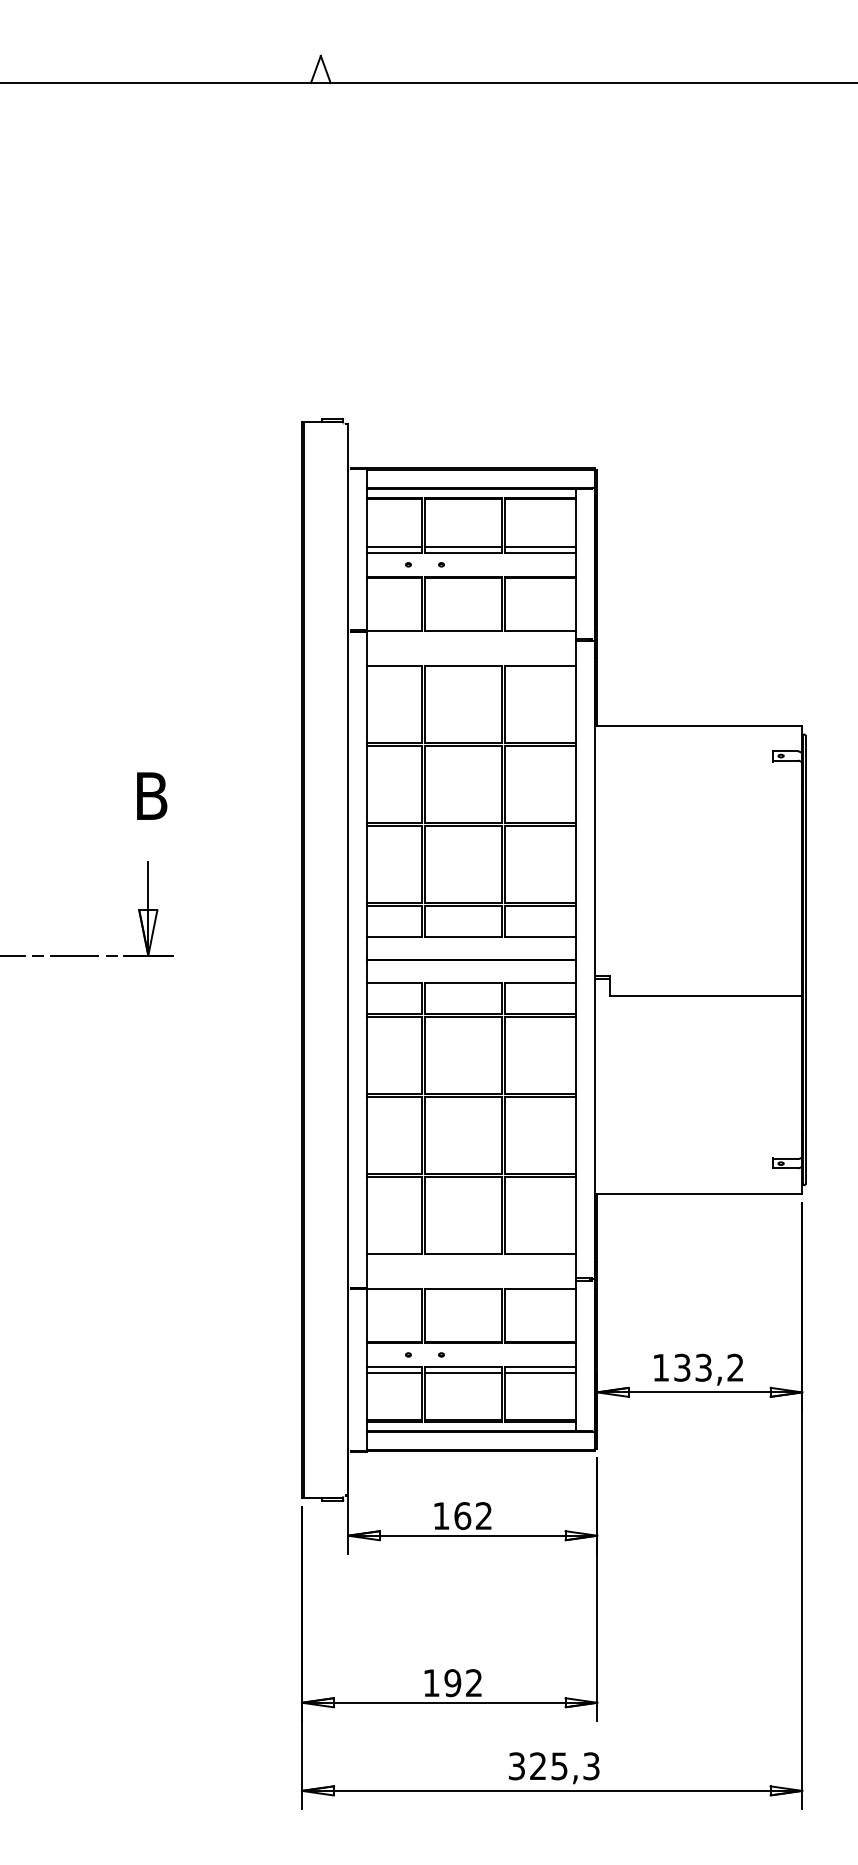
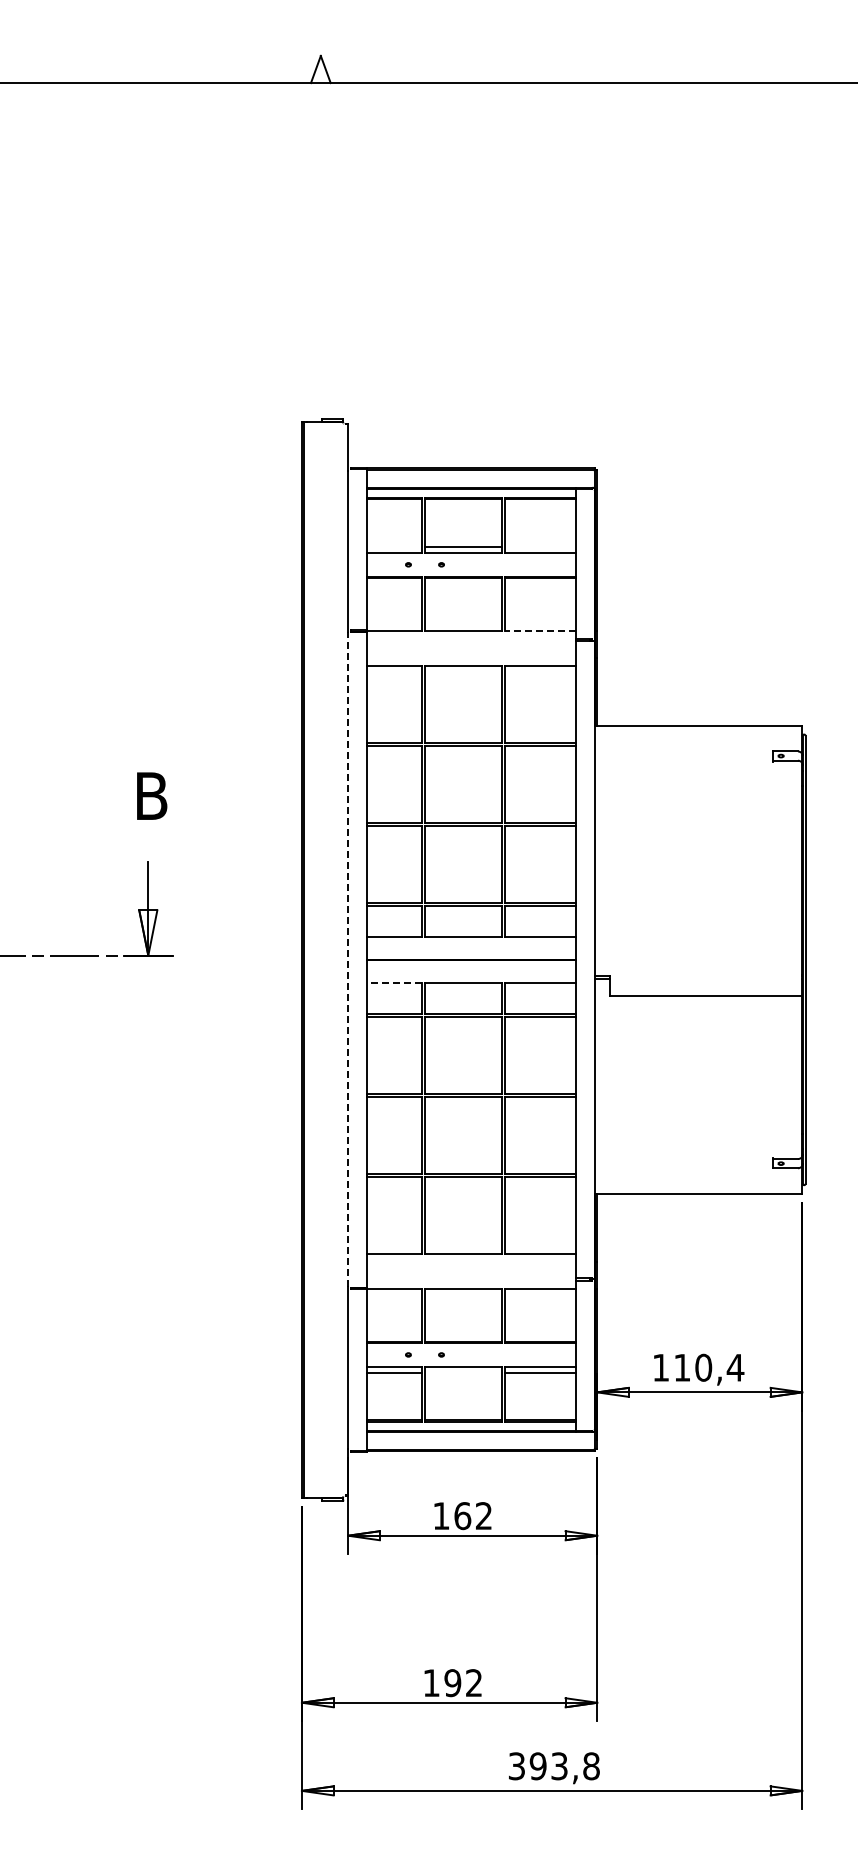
line: present -> none (394, 547)
line: present -> none (540, 547)
line: solid -> dashed (540, 630)
line: solid -> dashed (348, 959)
line: solid -> dashed (394, 982)
text: 133,2 -> 110,4 (709, 1367)
line: present -> none (463, 1372)
text: 325,3 -> 393,8 (564, 1766)
